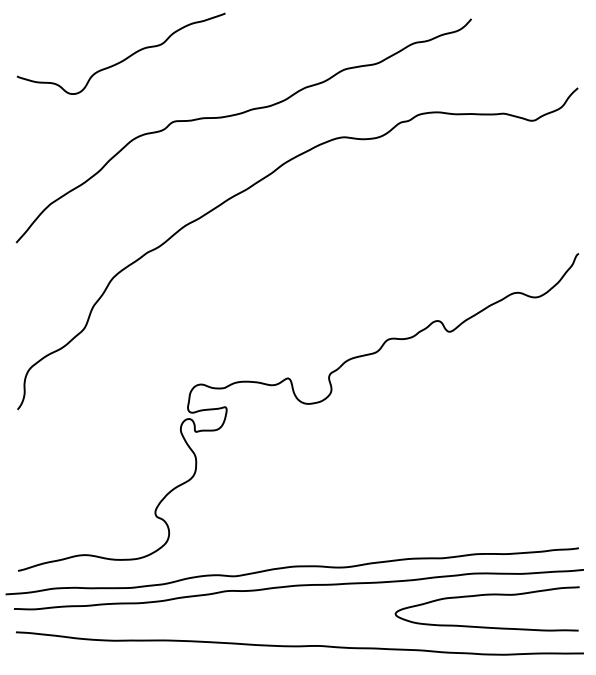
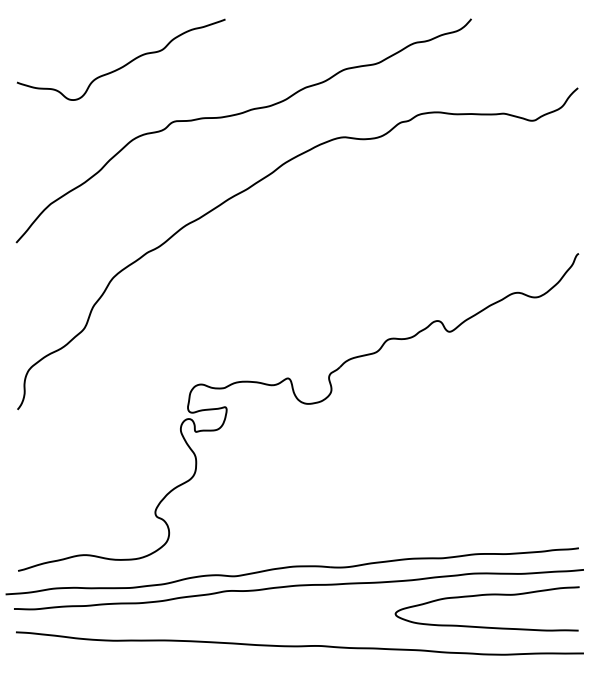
curve position: (124, 58) -> (124, 64) (124, 64)
